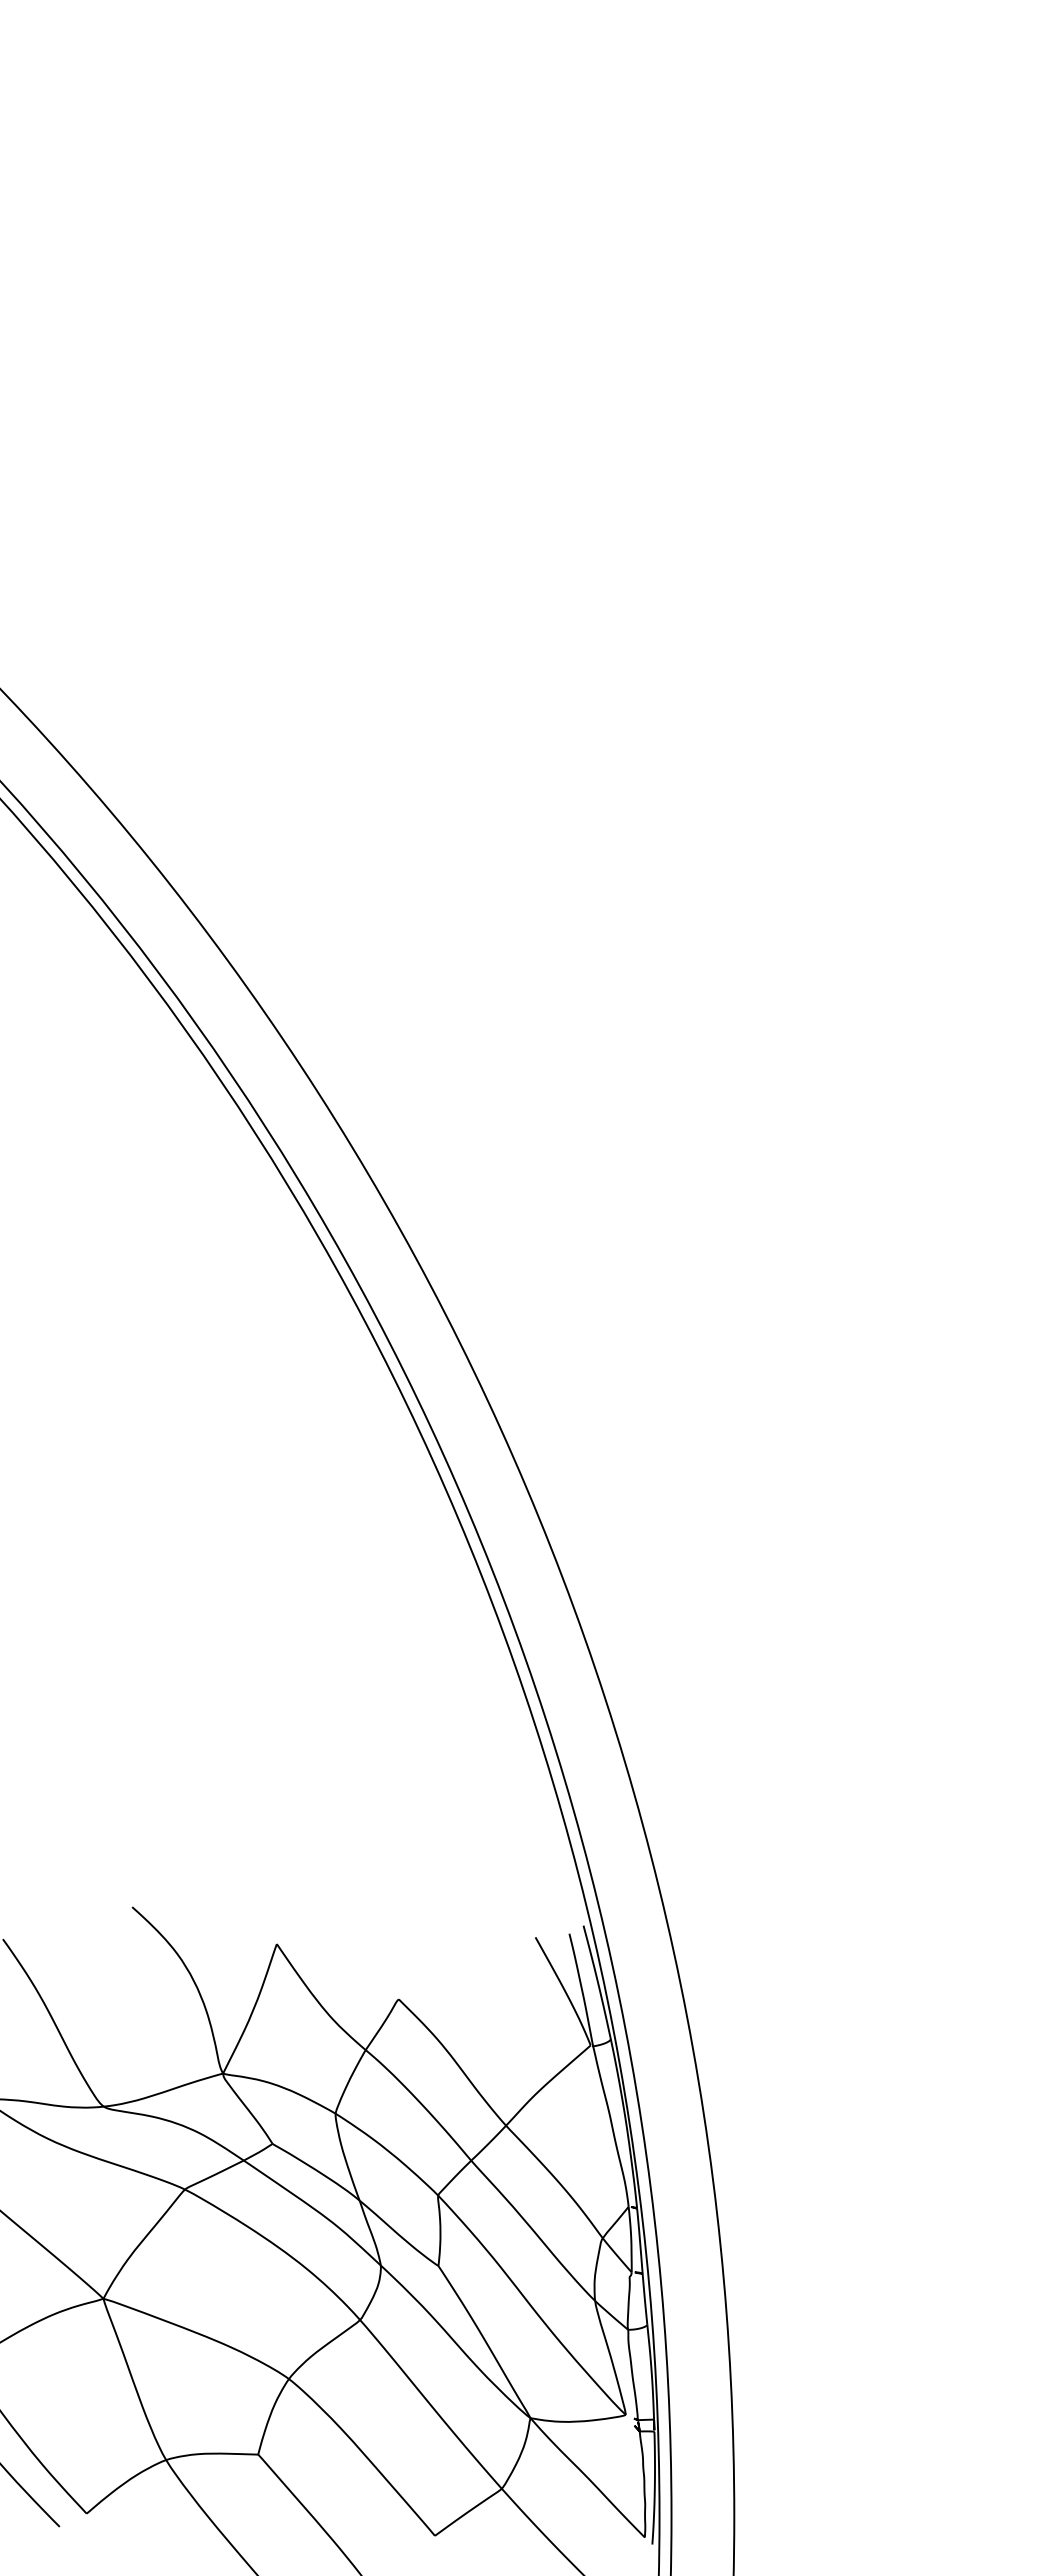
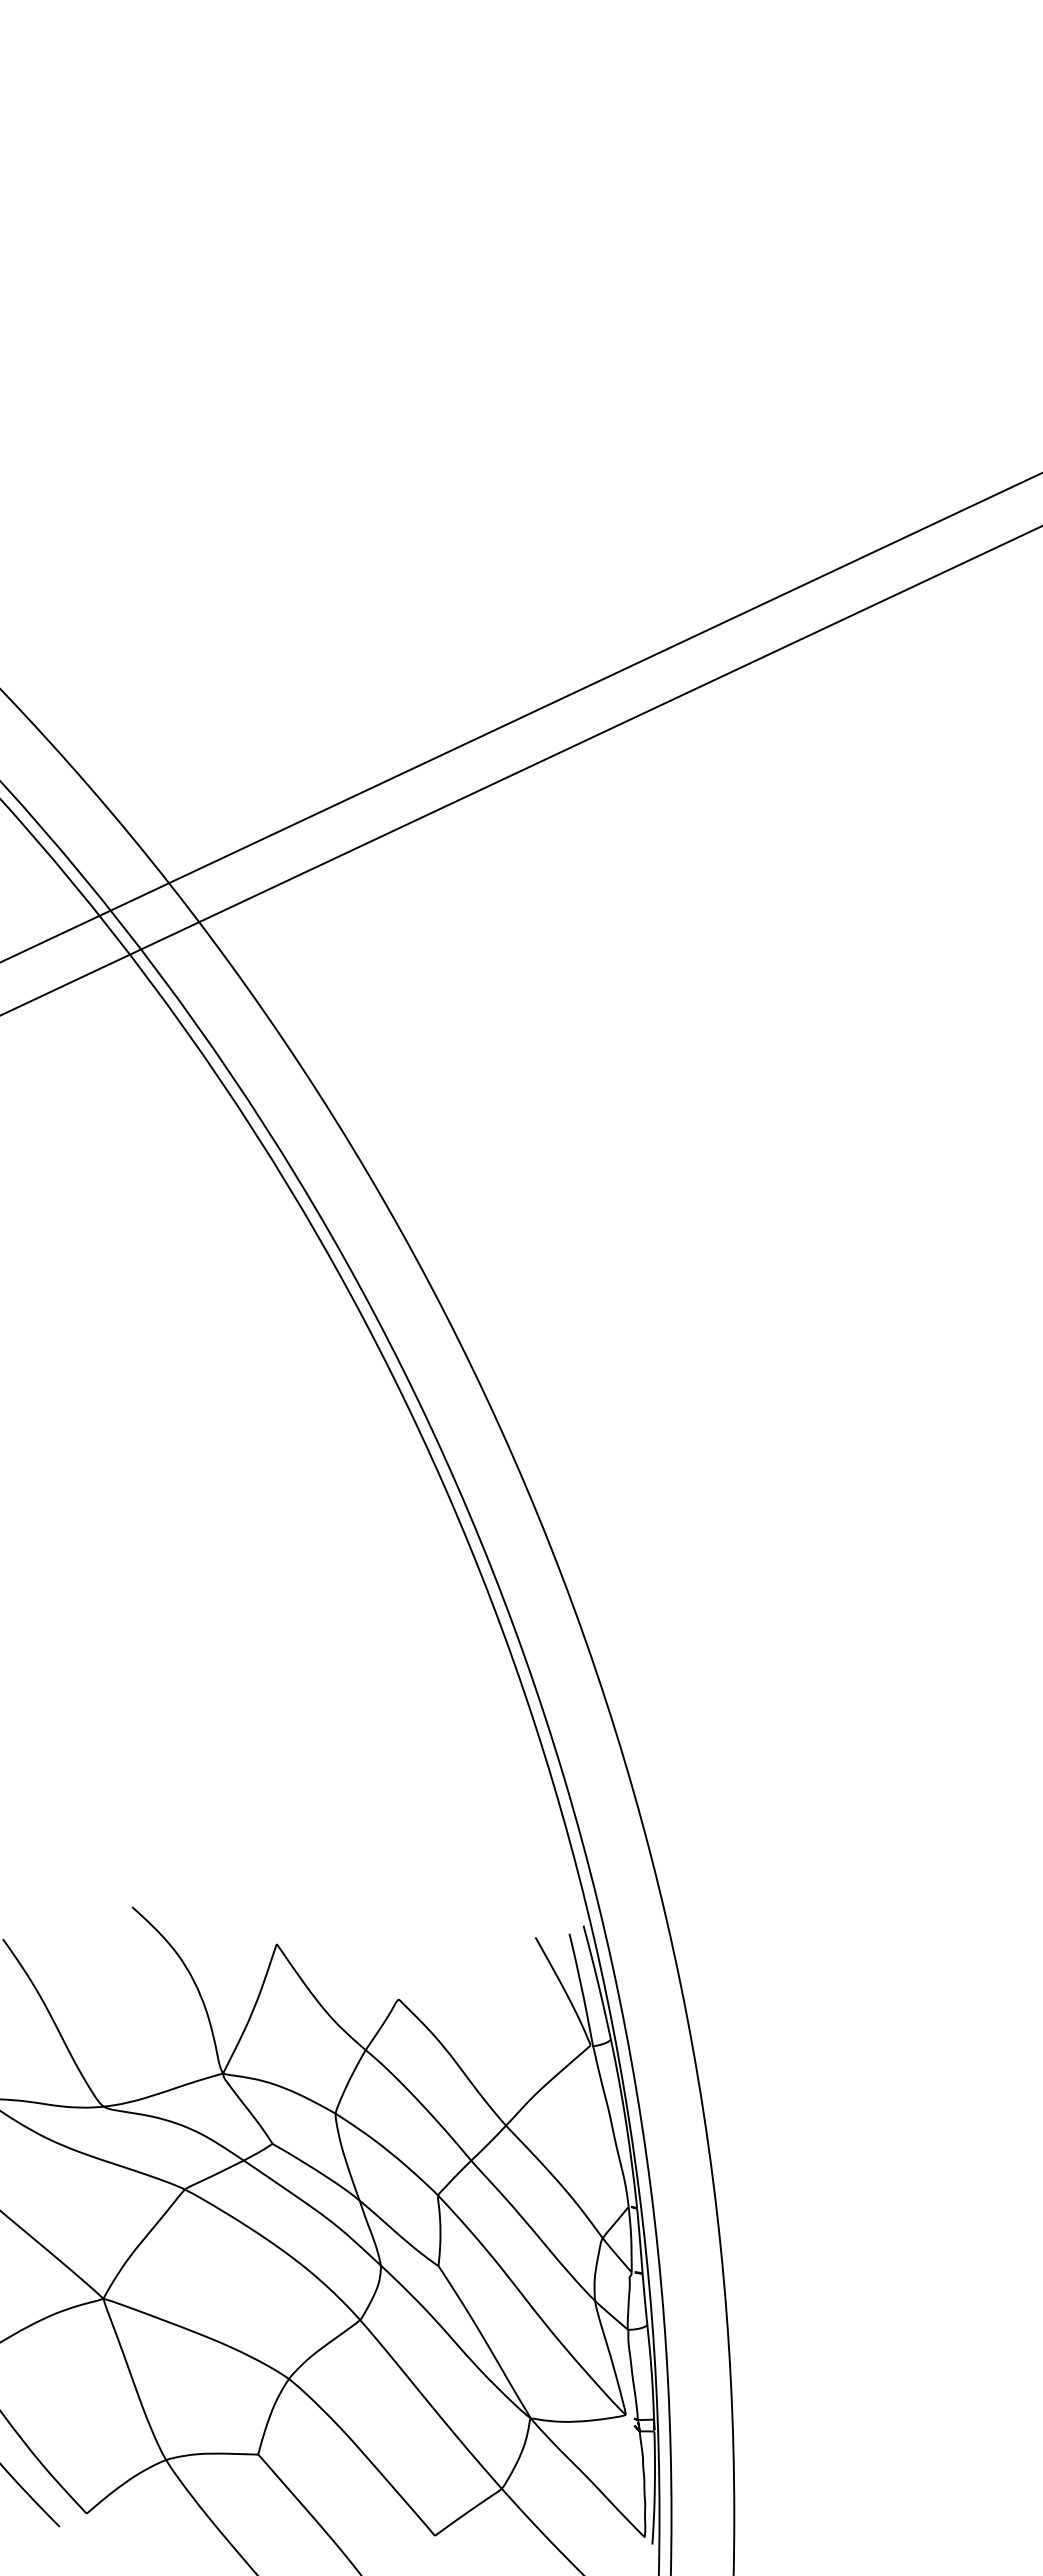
line: none -> present (520, 717)
line: none -> present (520, 770)
